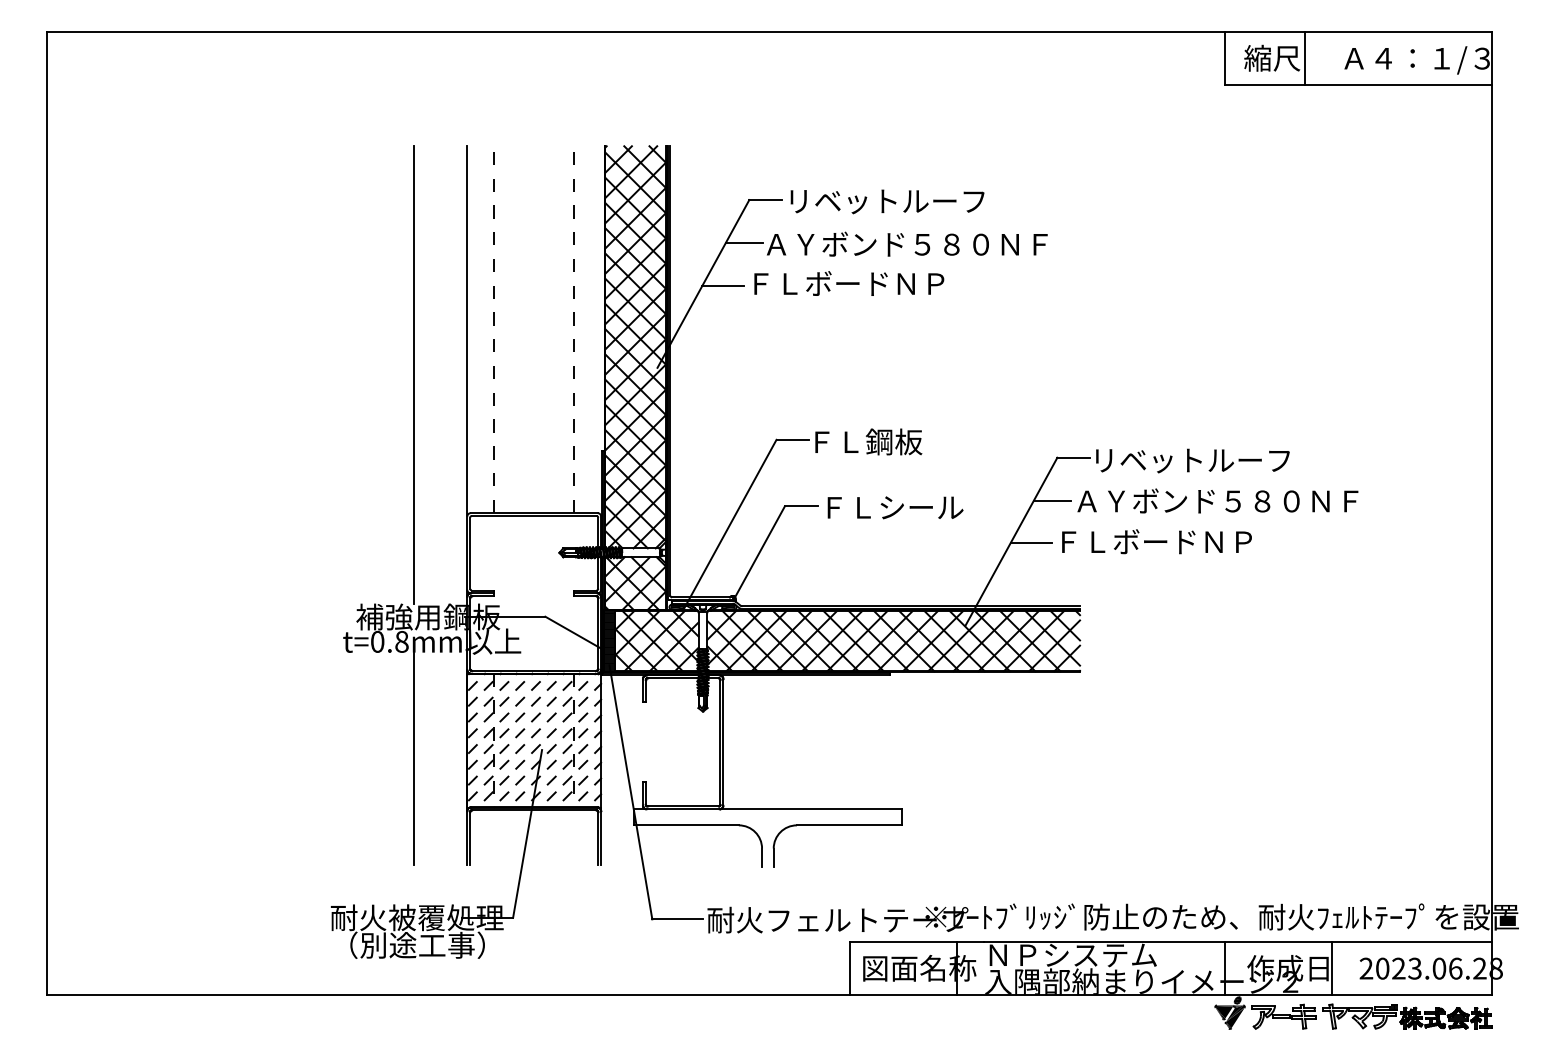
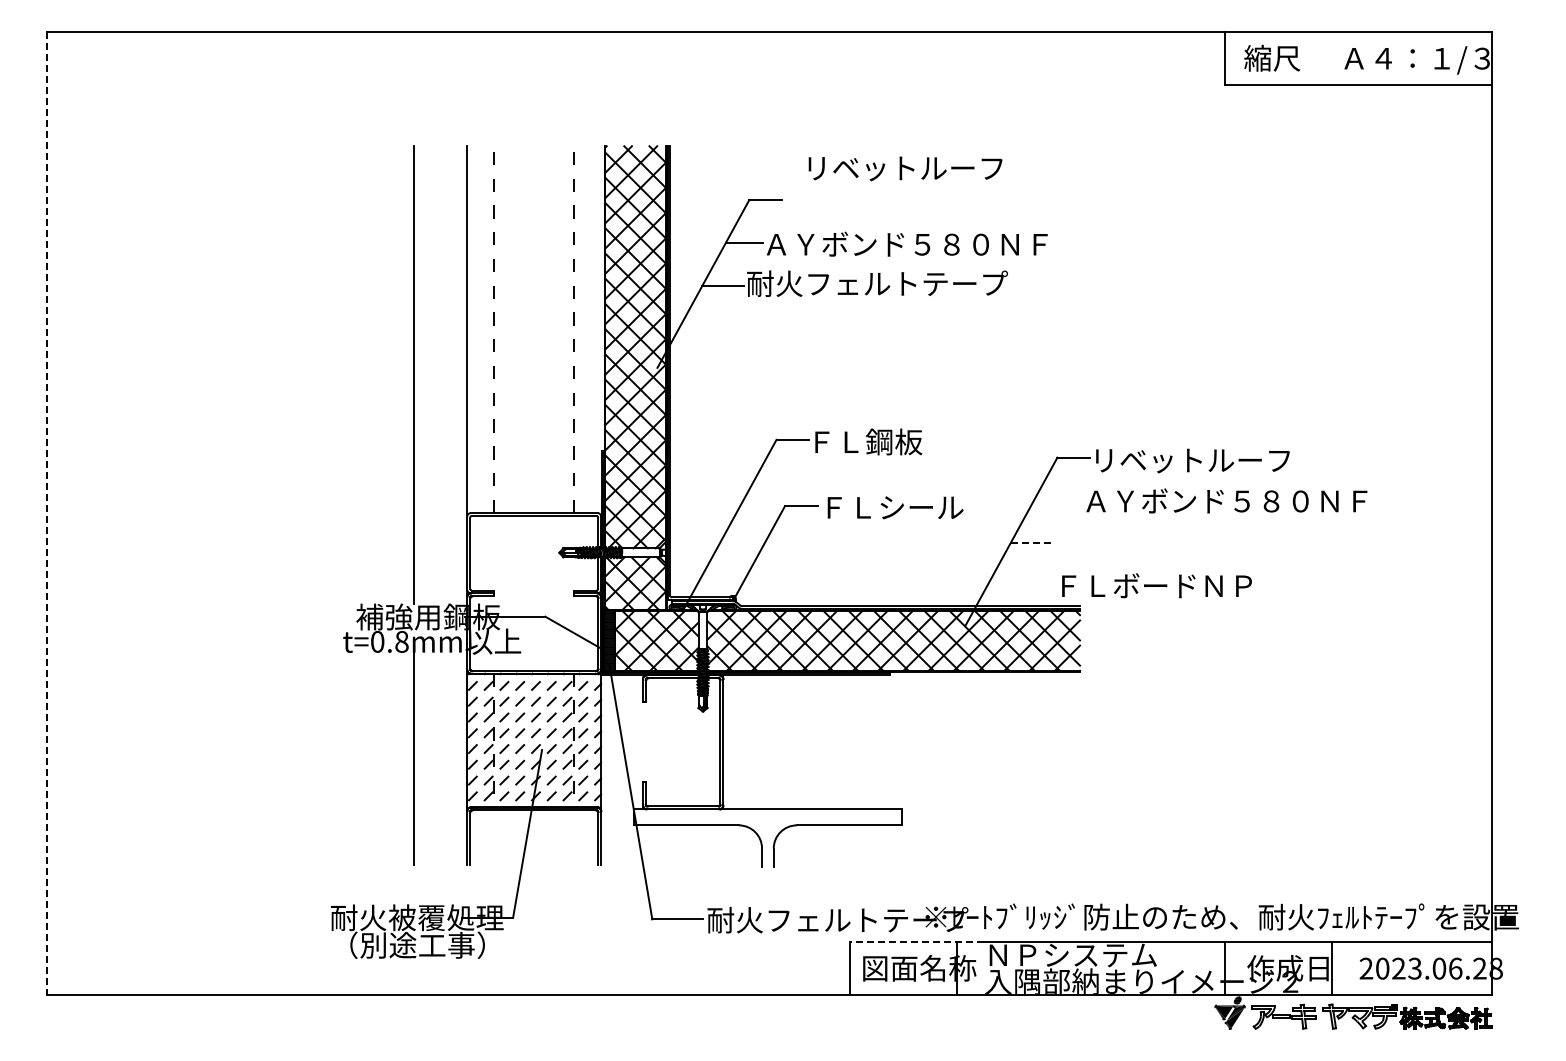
line: present -> none (1304, 58)
text position: (887, 201) -> (905, 168) (905, 168)
text: ＦＬボードＮＰ -> 耐火フェルトテープ (877, 283)
line: present -> none (1052, 500)
text position: (1217, 500) -> (1226, 500) (1226, 500)
line: solid -> dashed (46, 513)
text position: (1156, 541) -> (1156, 585) (1156, 585)
line: solid -> dashed (1031, 543)
line: solid -> dashed (916, 941)
